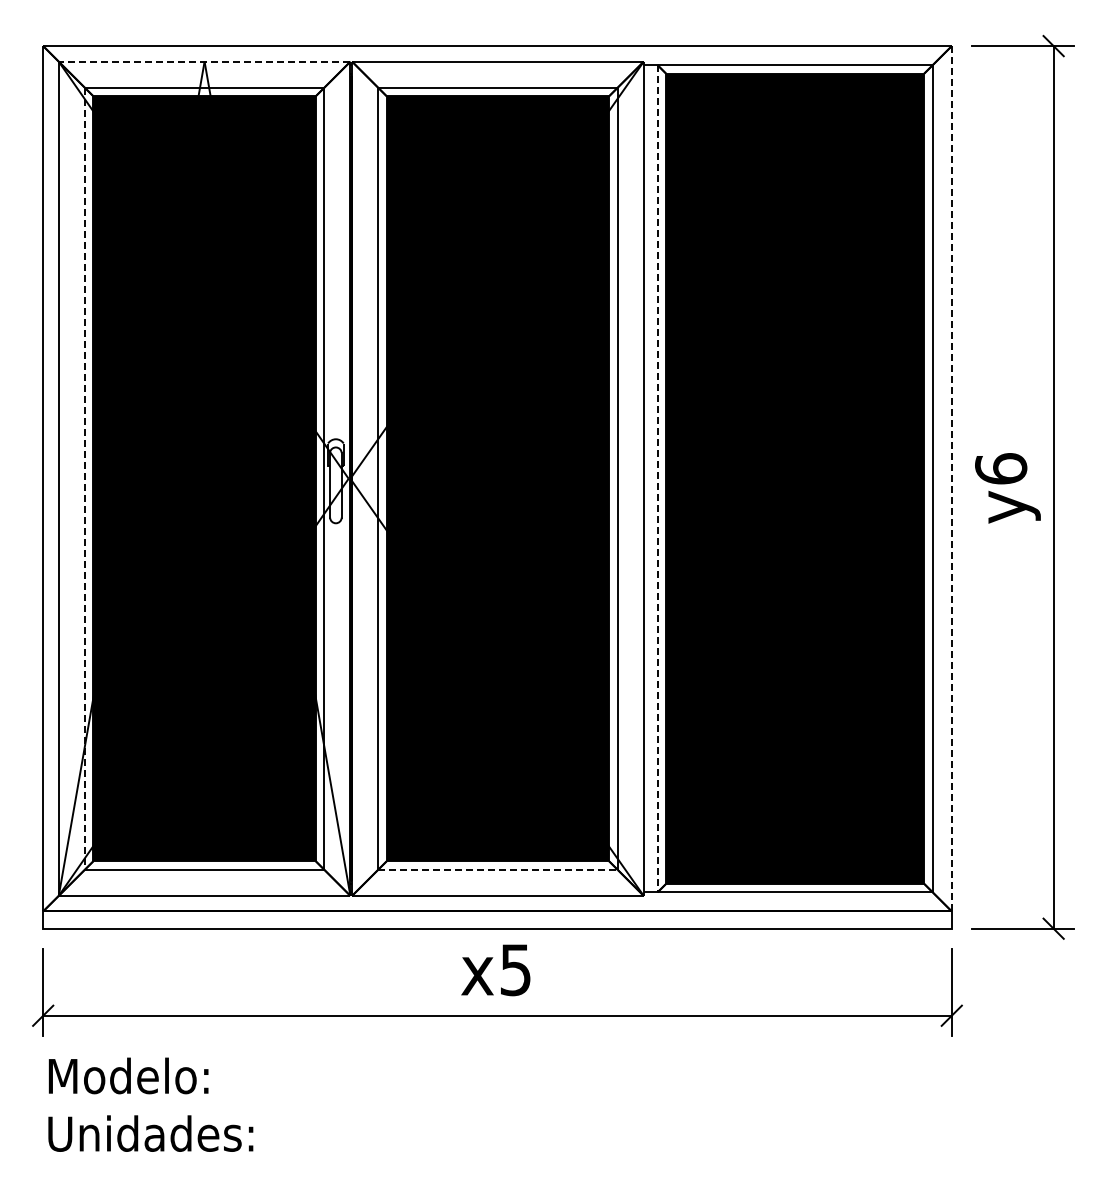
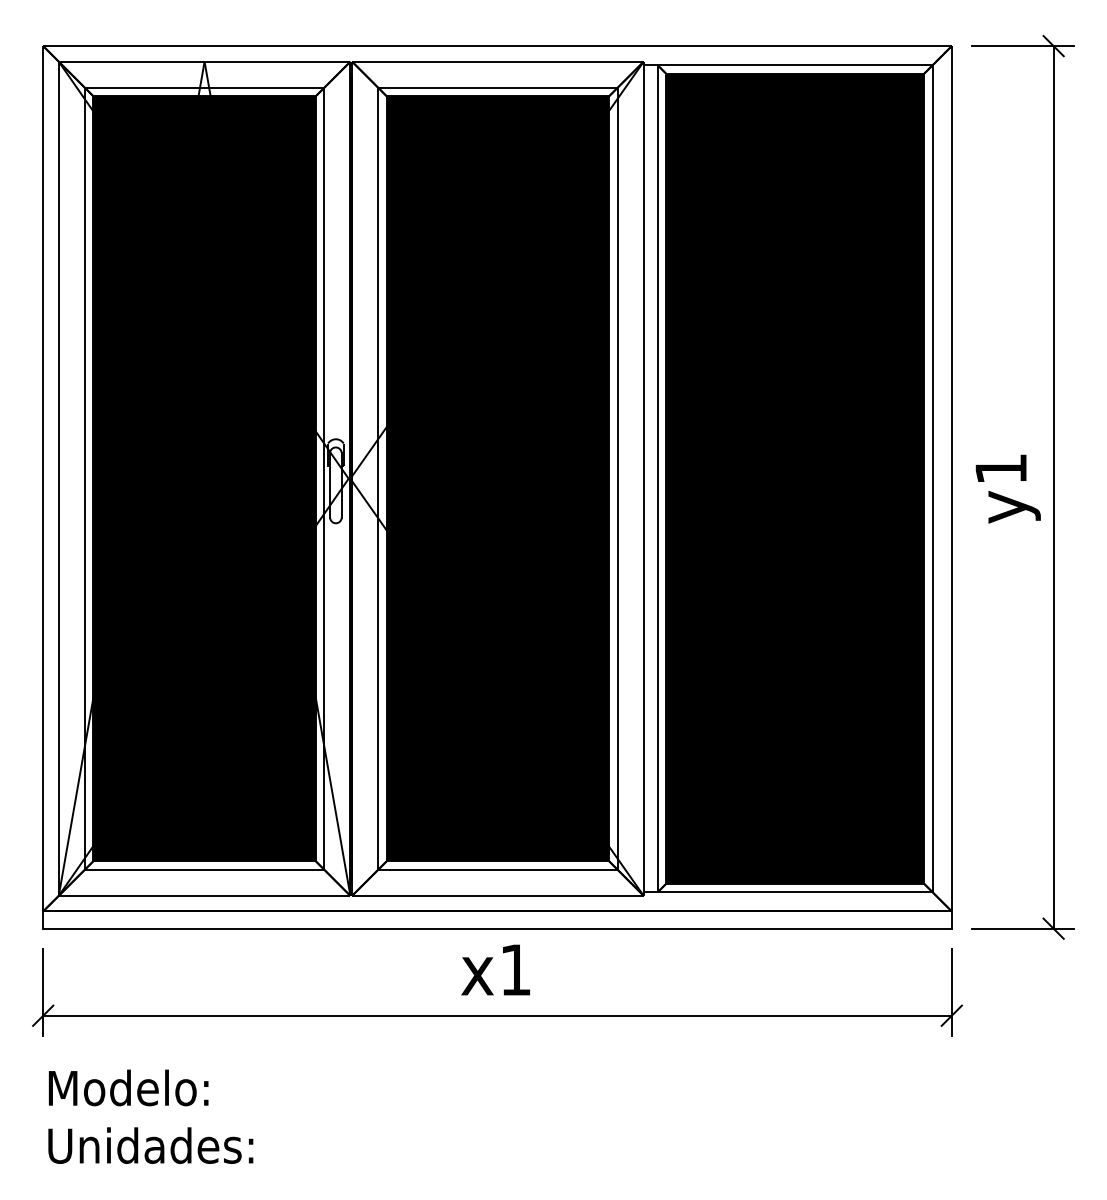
line: dashed -> solid (204, 61)
text: y6 -> y1 (1001, 468)
line: dashed -> solid (657, 478)
line: dashed -> solid (951, 478)
line: dashed -> solid (84, 479)
line: dashed -> solid (497, 869)
text: x5 -> x1 (515, 970)
text position: (150, 1104) -> (150, 1116) (150, 1116)
